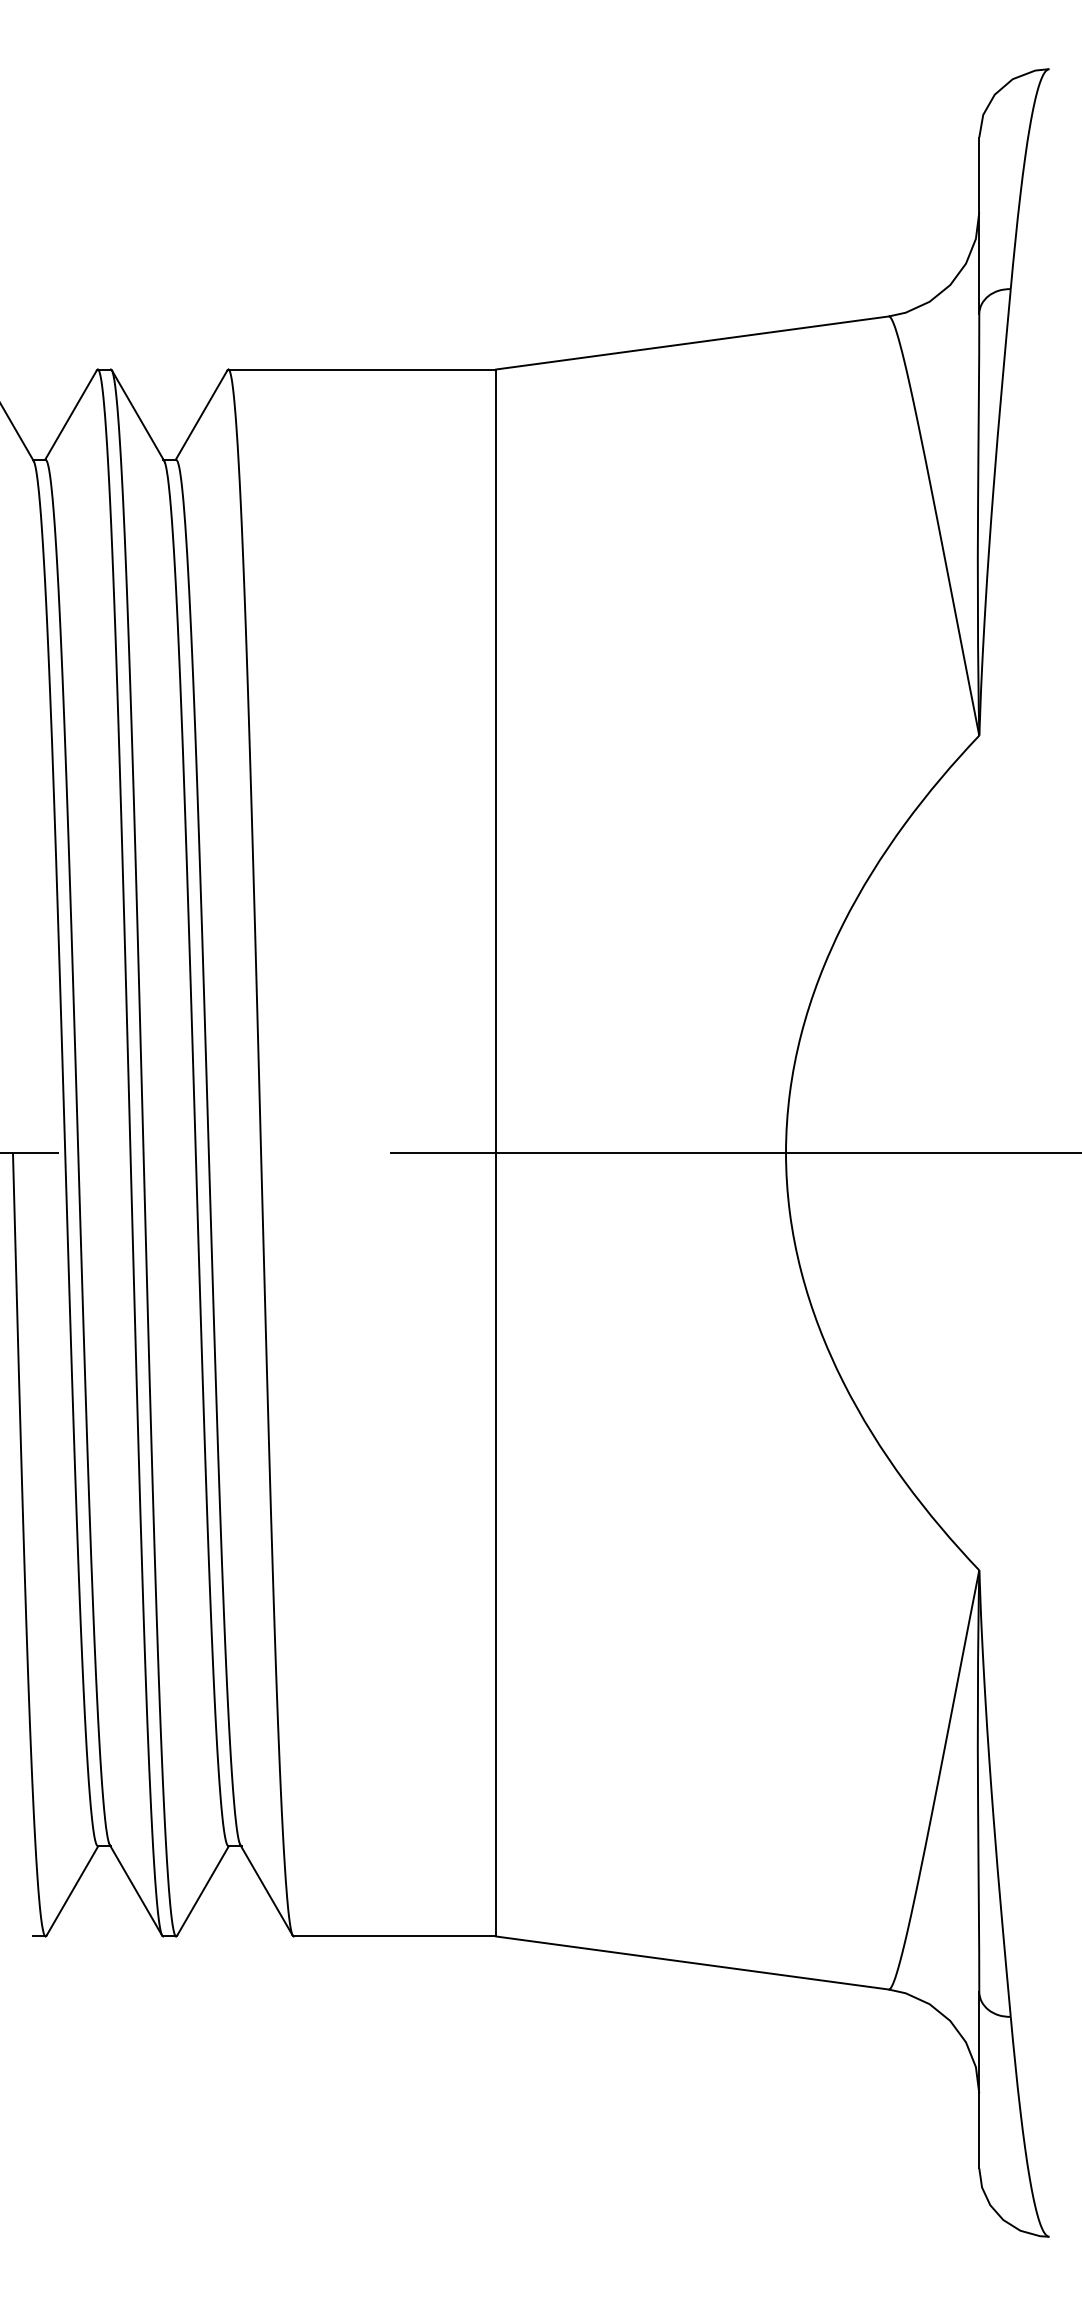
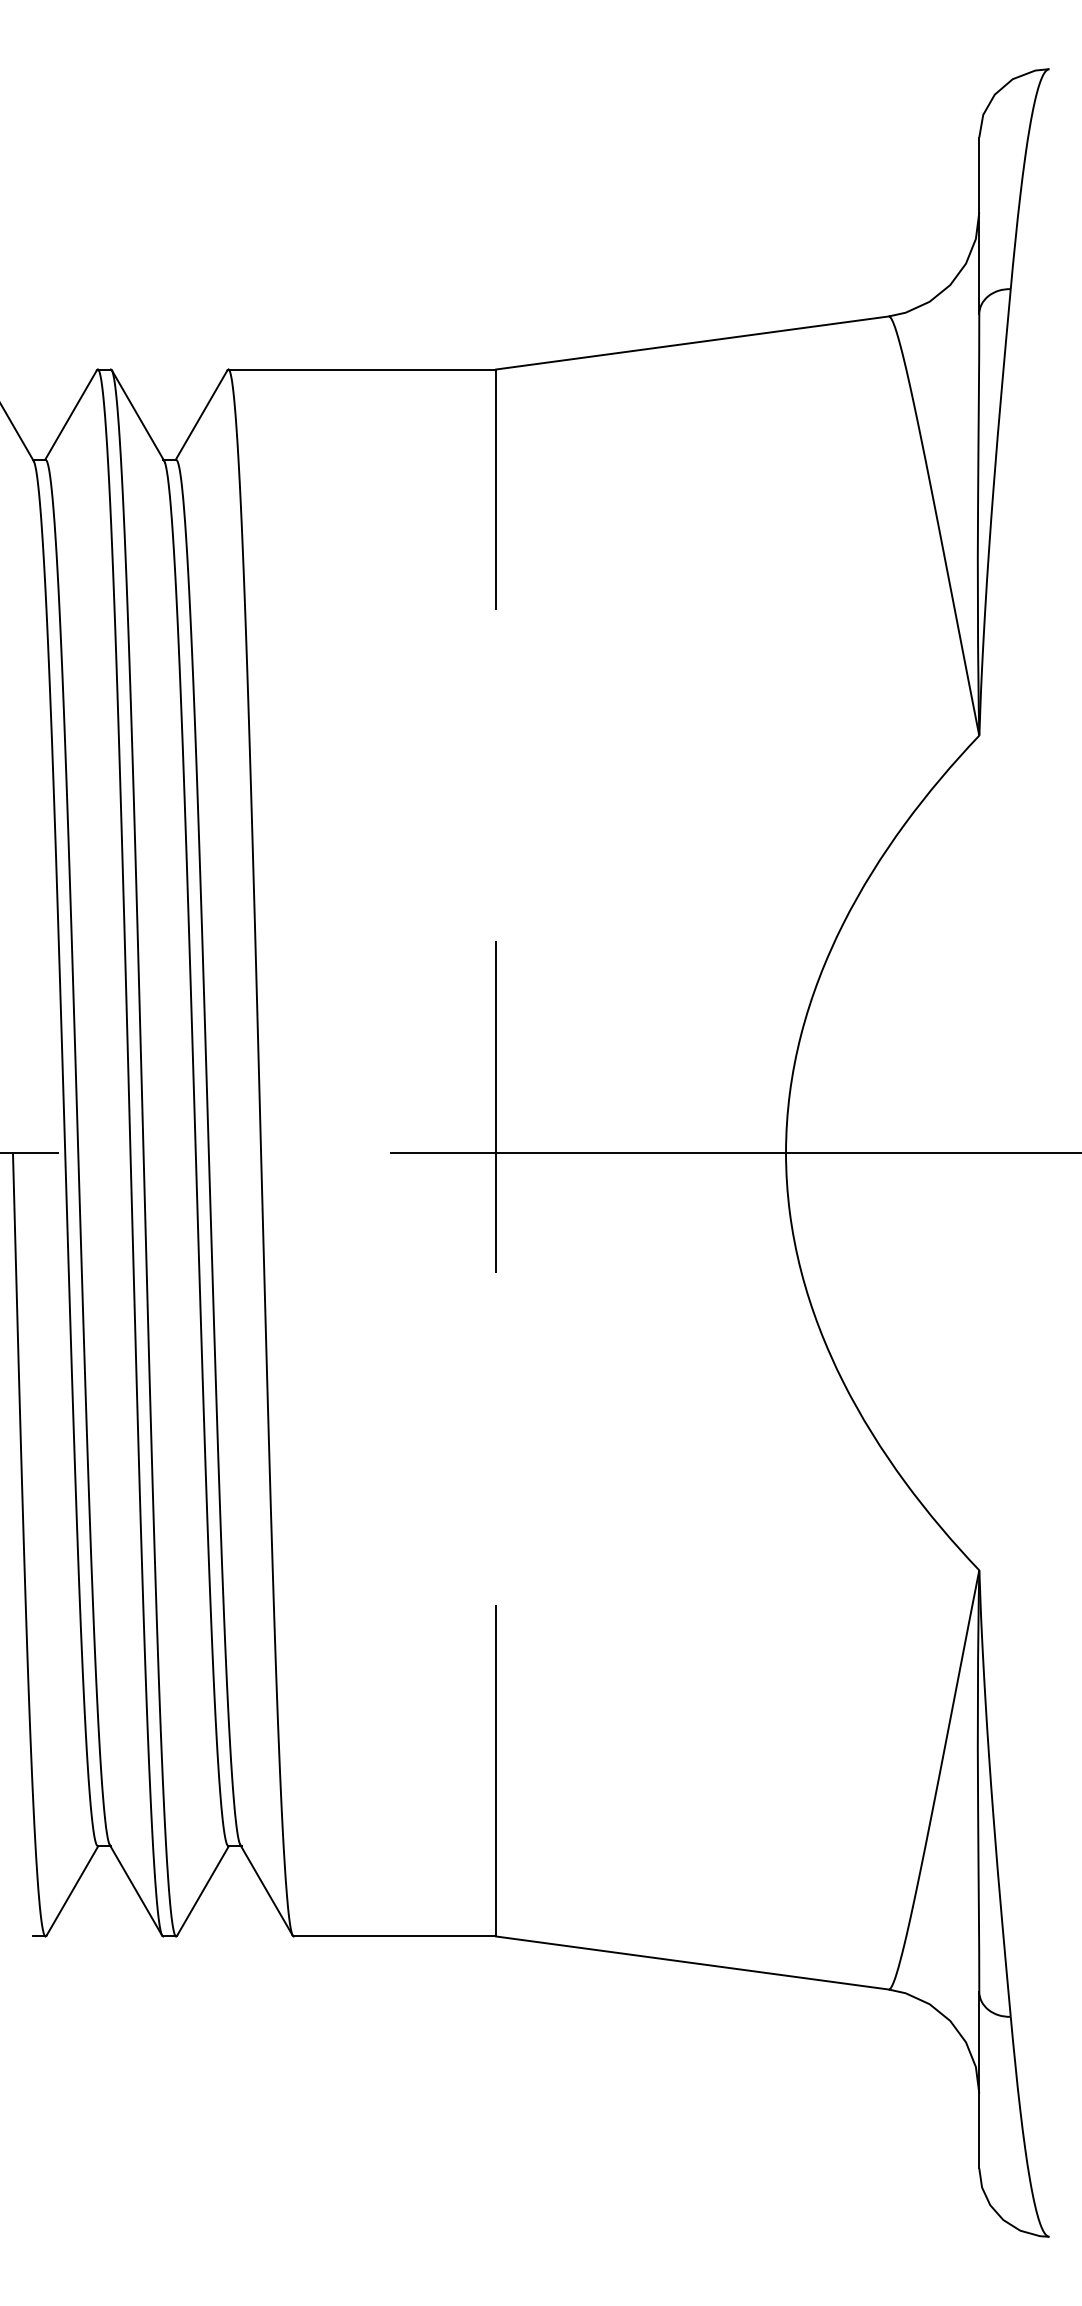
line: solid -> dashed (496, 1152)
